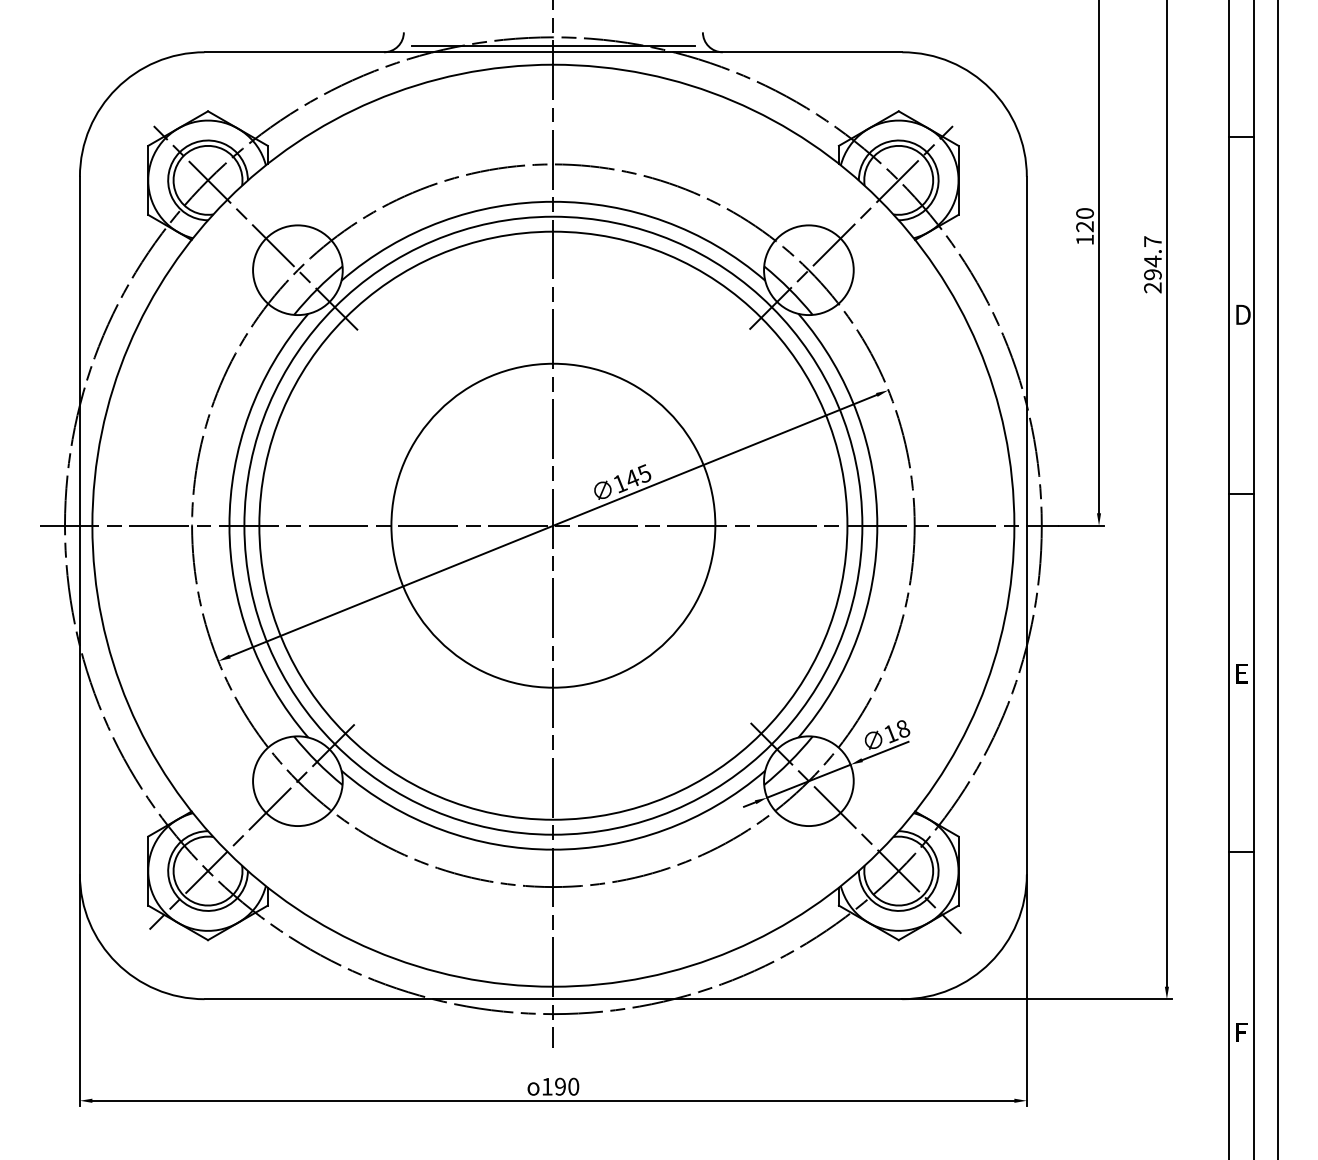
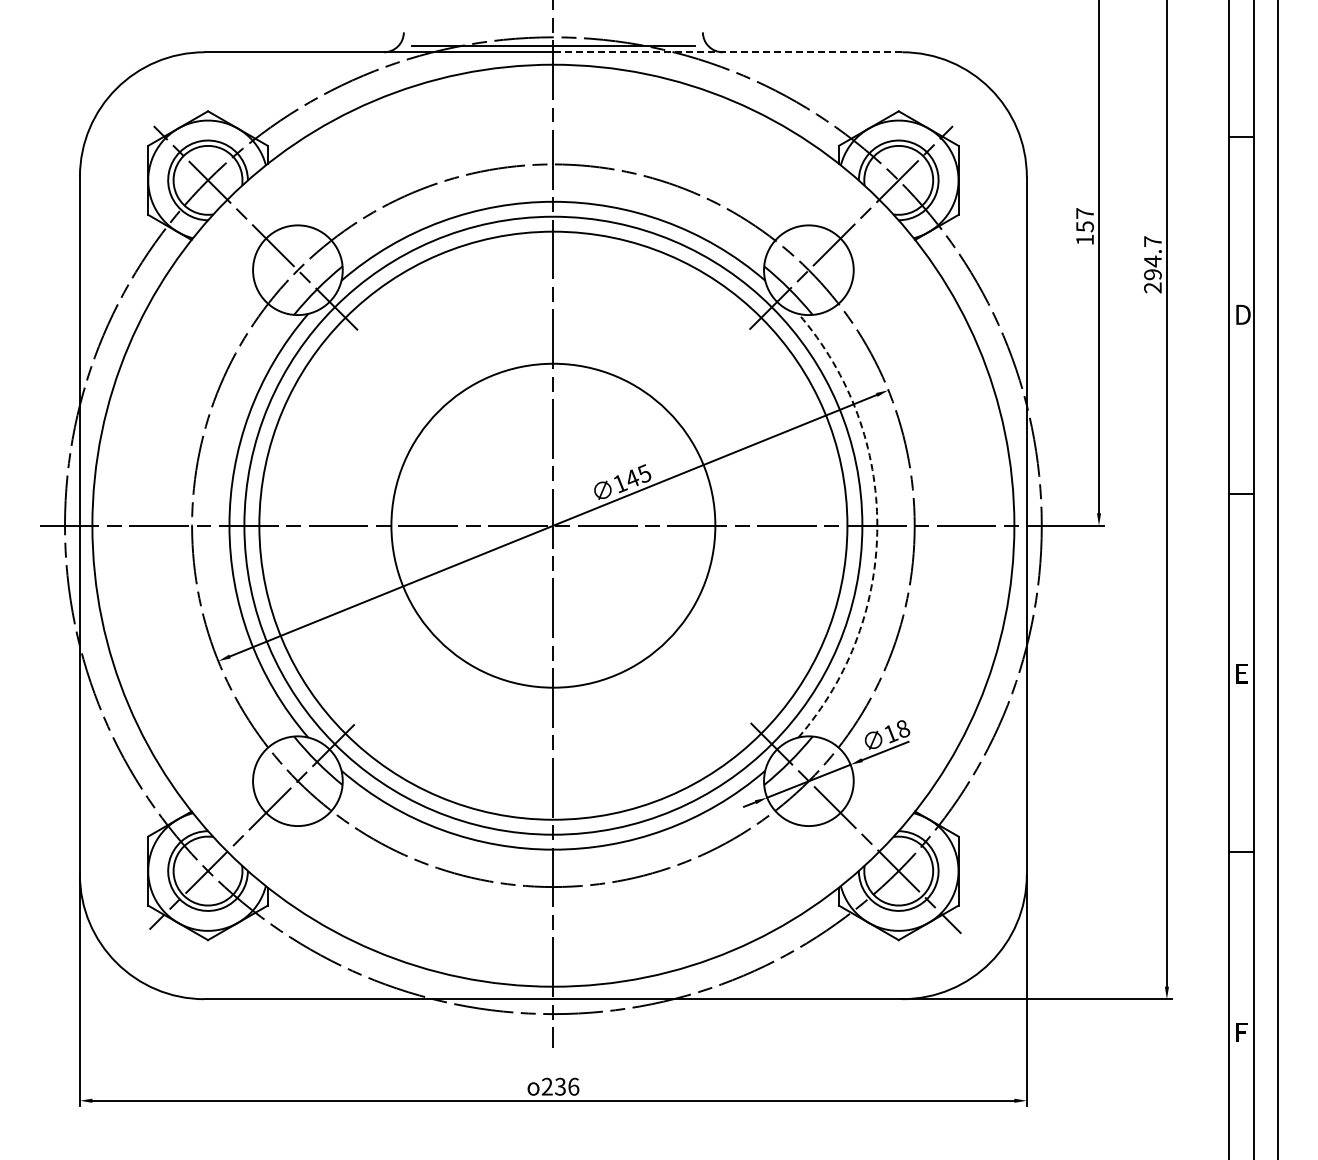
line: solid -> dashed (727, 52)
text: 120 -> 157 (1084, 220)
arc: solid -> dashed (877, 525)
text: 190 -> 236 (560, 1086)
